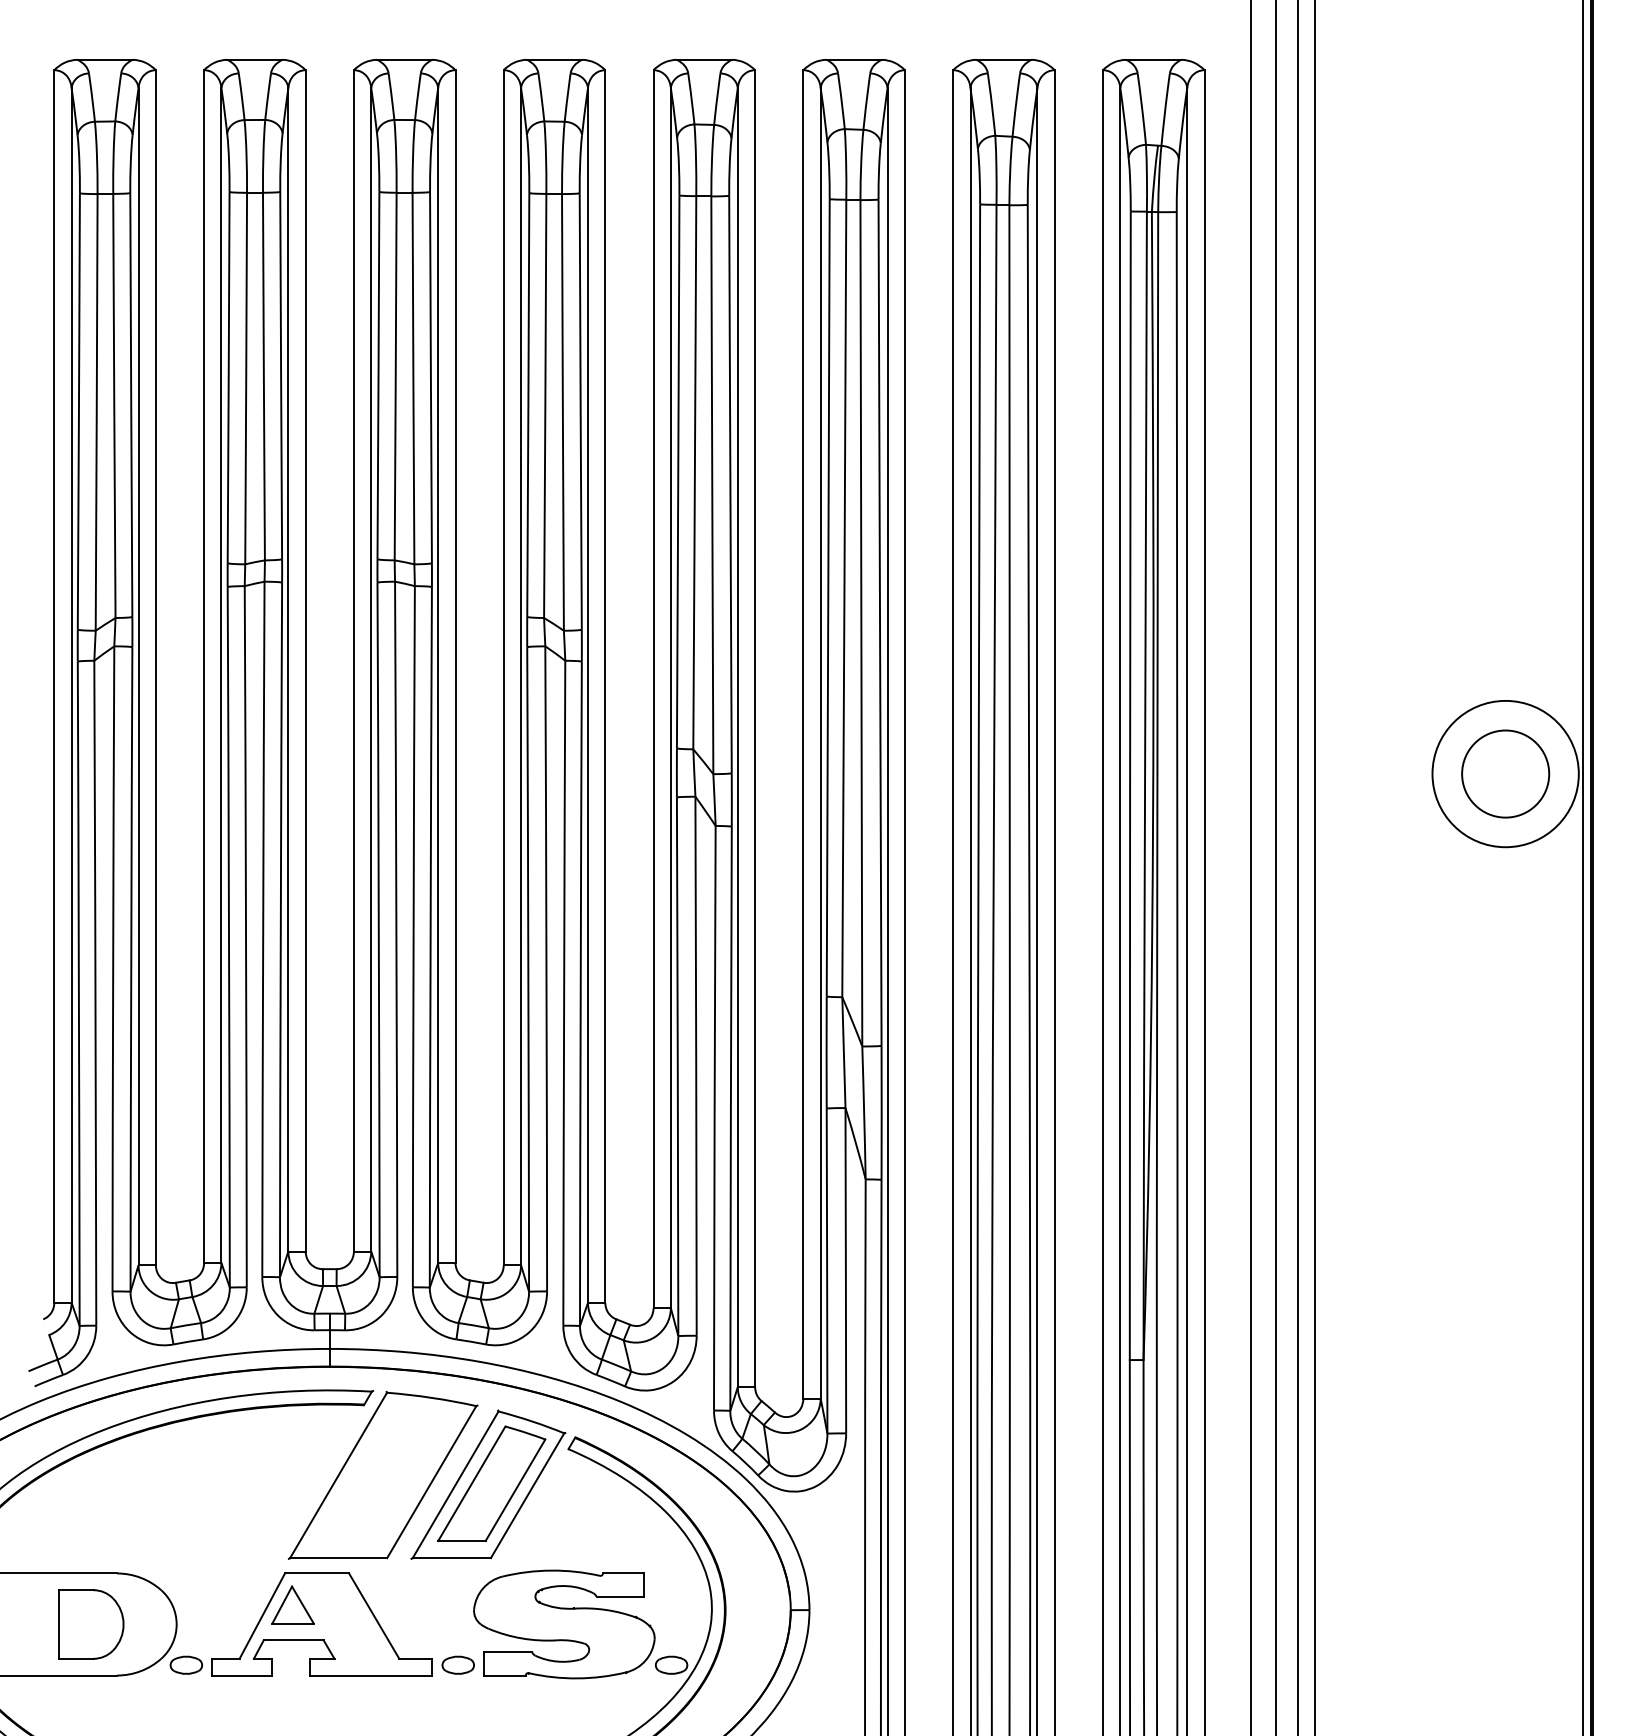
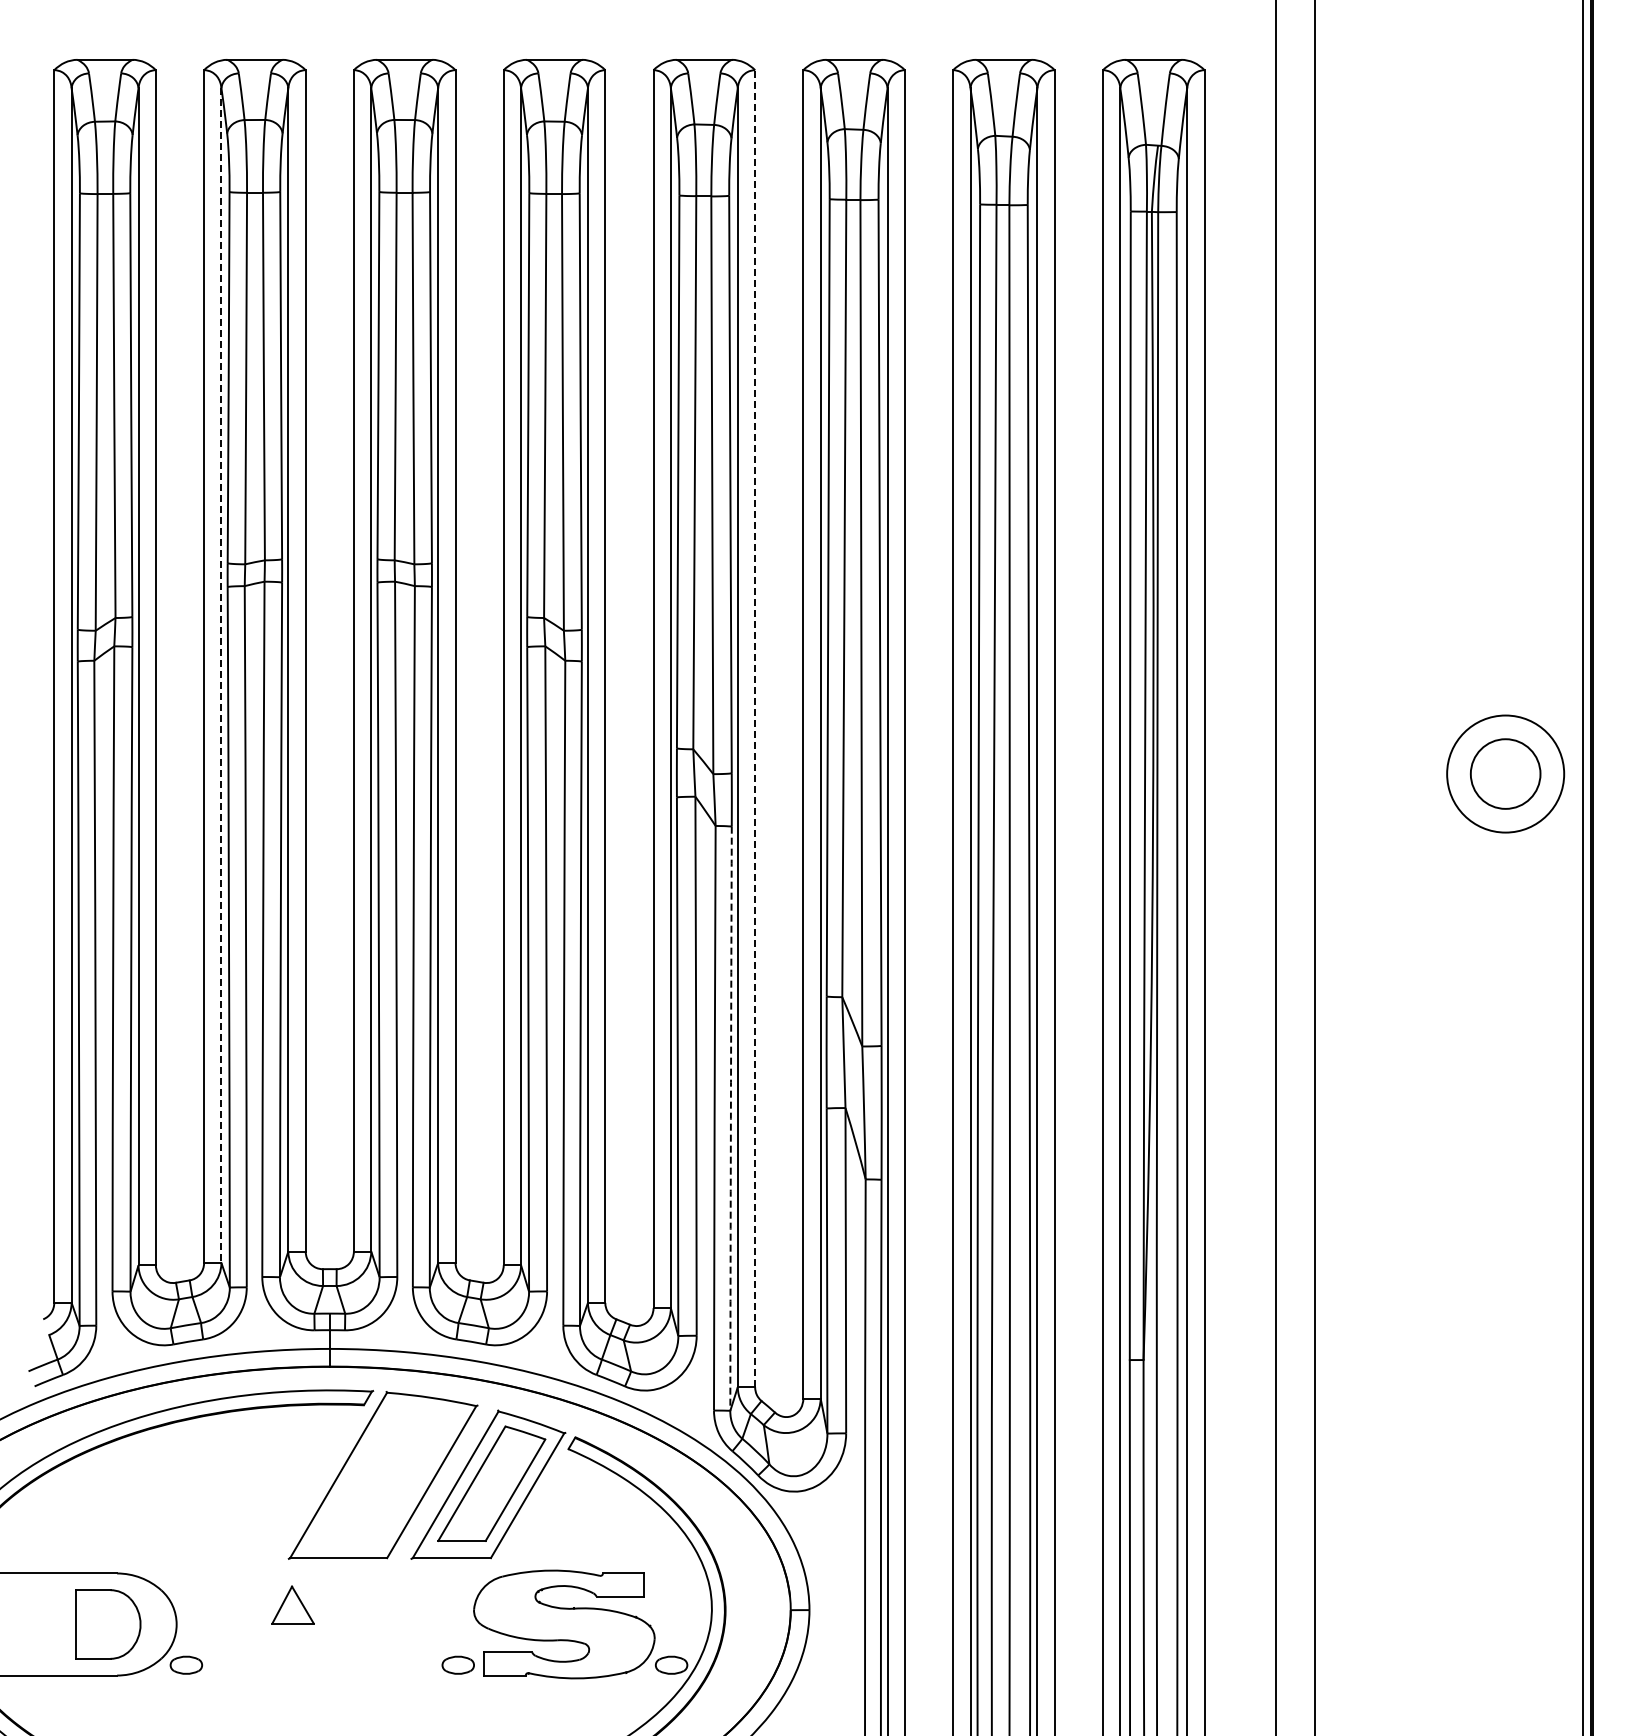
line: solid -> dashed (221, 676)
line: solid -> dashed (755, 728)
circle diameter: 146 px -> 117 px (1505, 773)
circle diameter: 87 px -> 70 px (1505, 773)
line: present -> none (1250, 867)
line: present -> none (1297, 867)
arc: solid -> dashed (730, 1118)
part position: (91, 1624) -> (108, 1624) (108, 1624)
part: present -> none (321, 1624)
